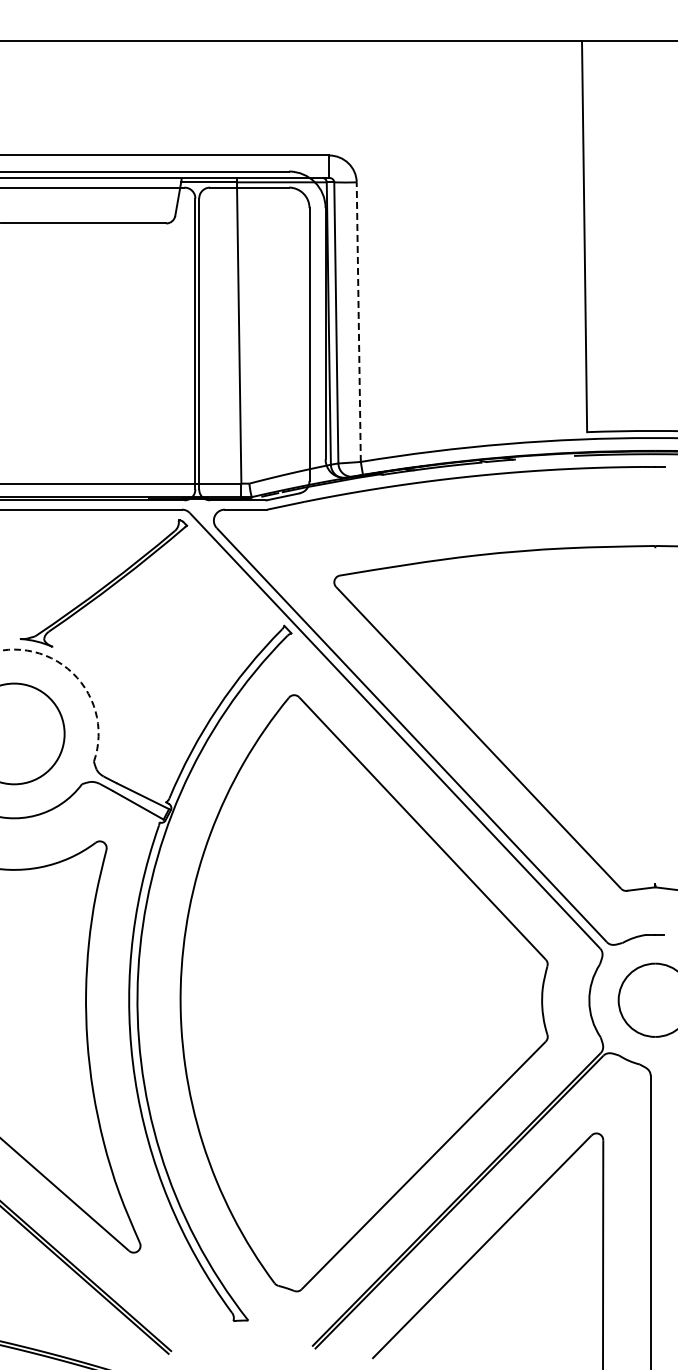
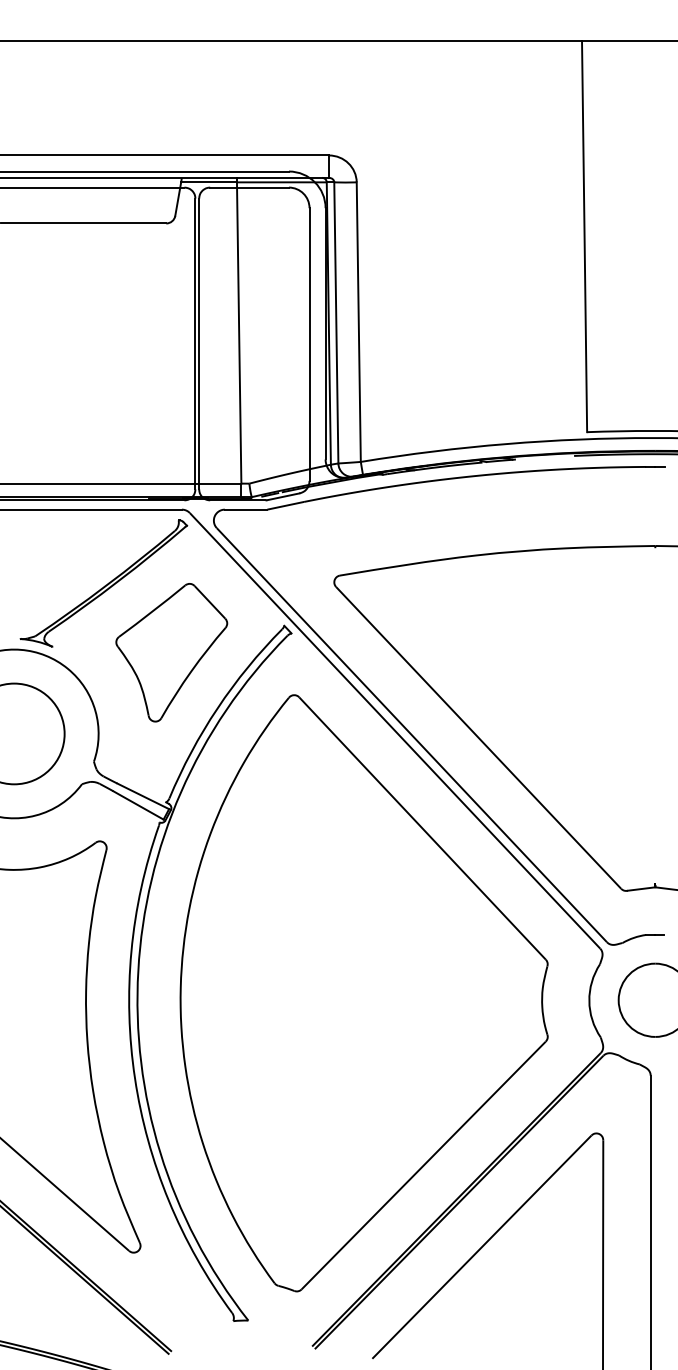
line: dashed -> solid (358, 322)
part: none -> present (171, 652)
arc: dashed -> solid (78, 679)
